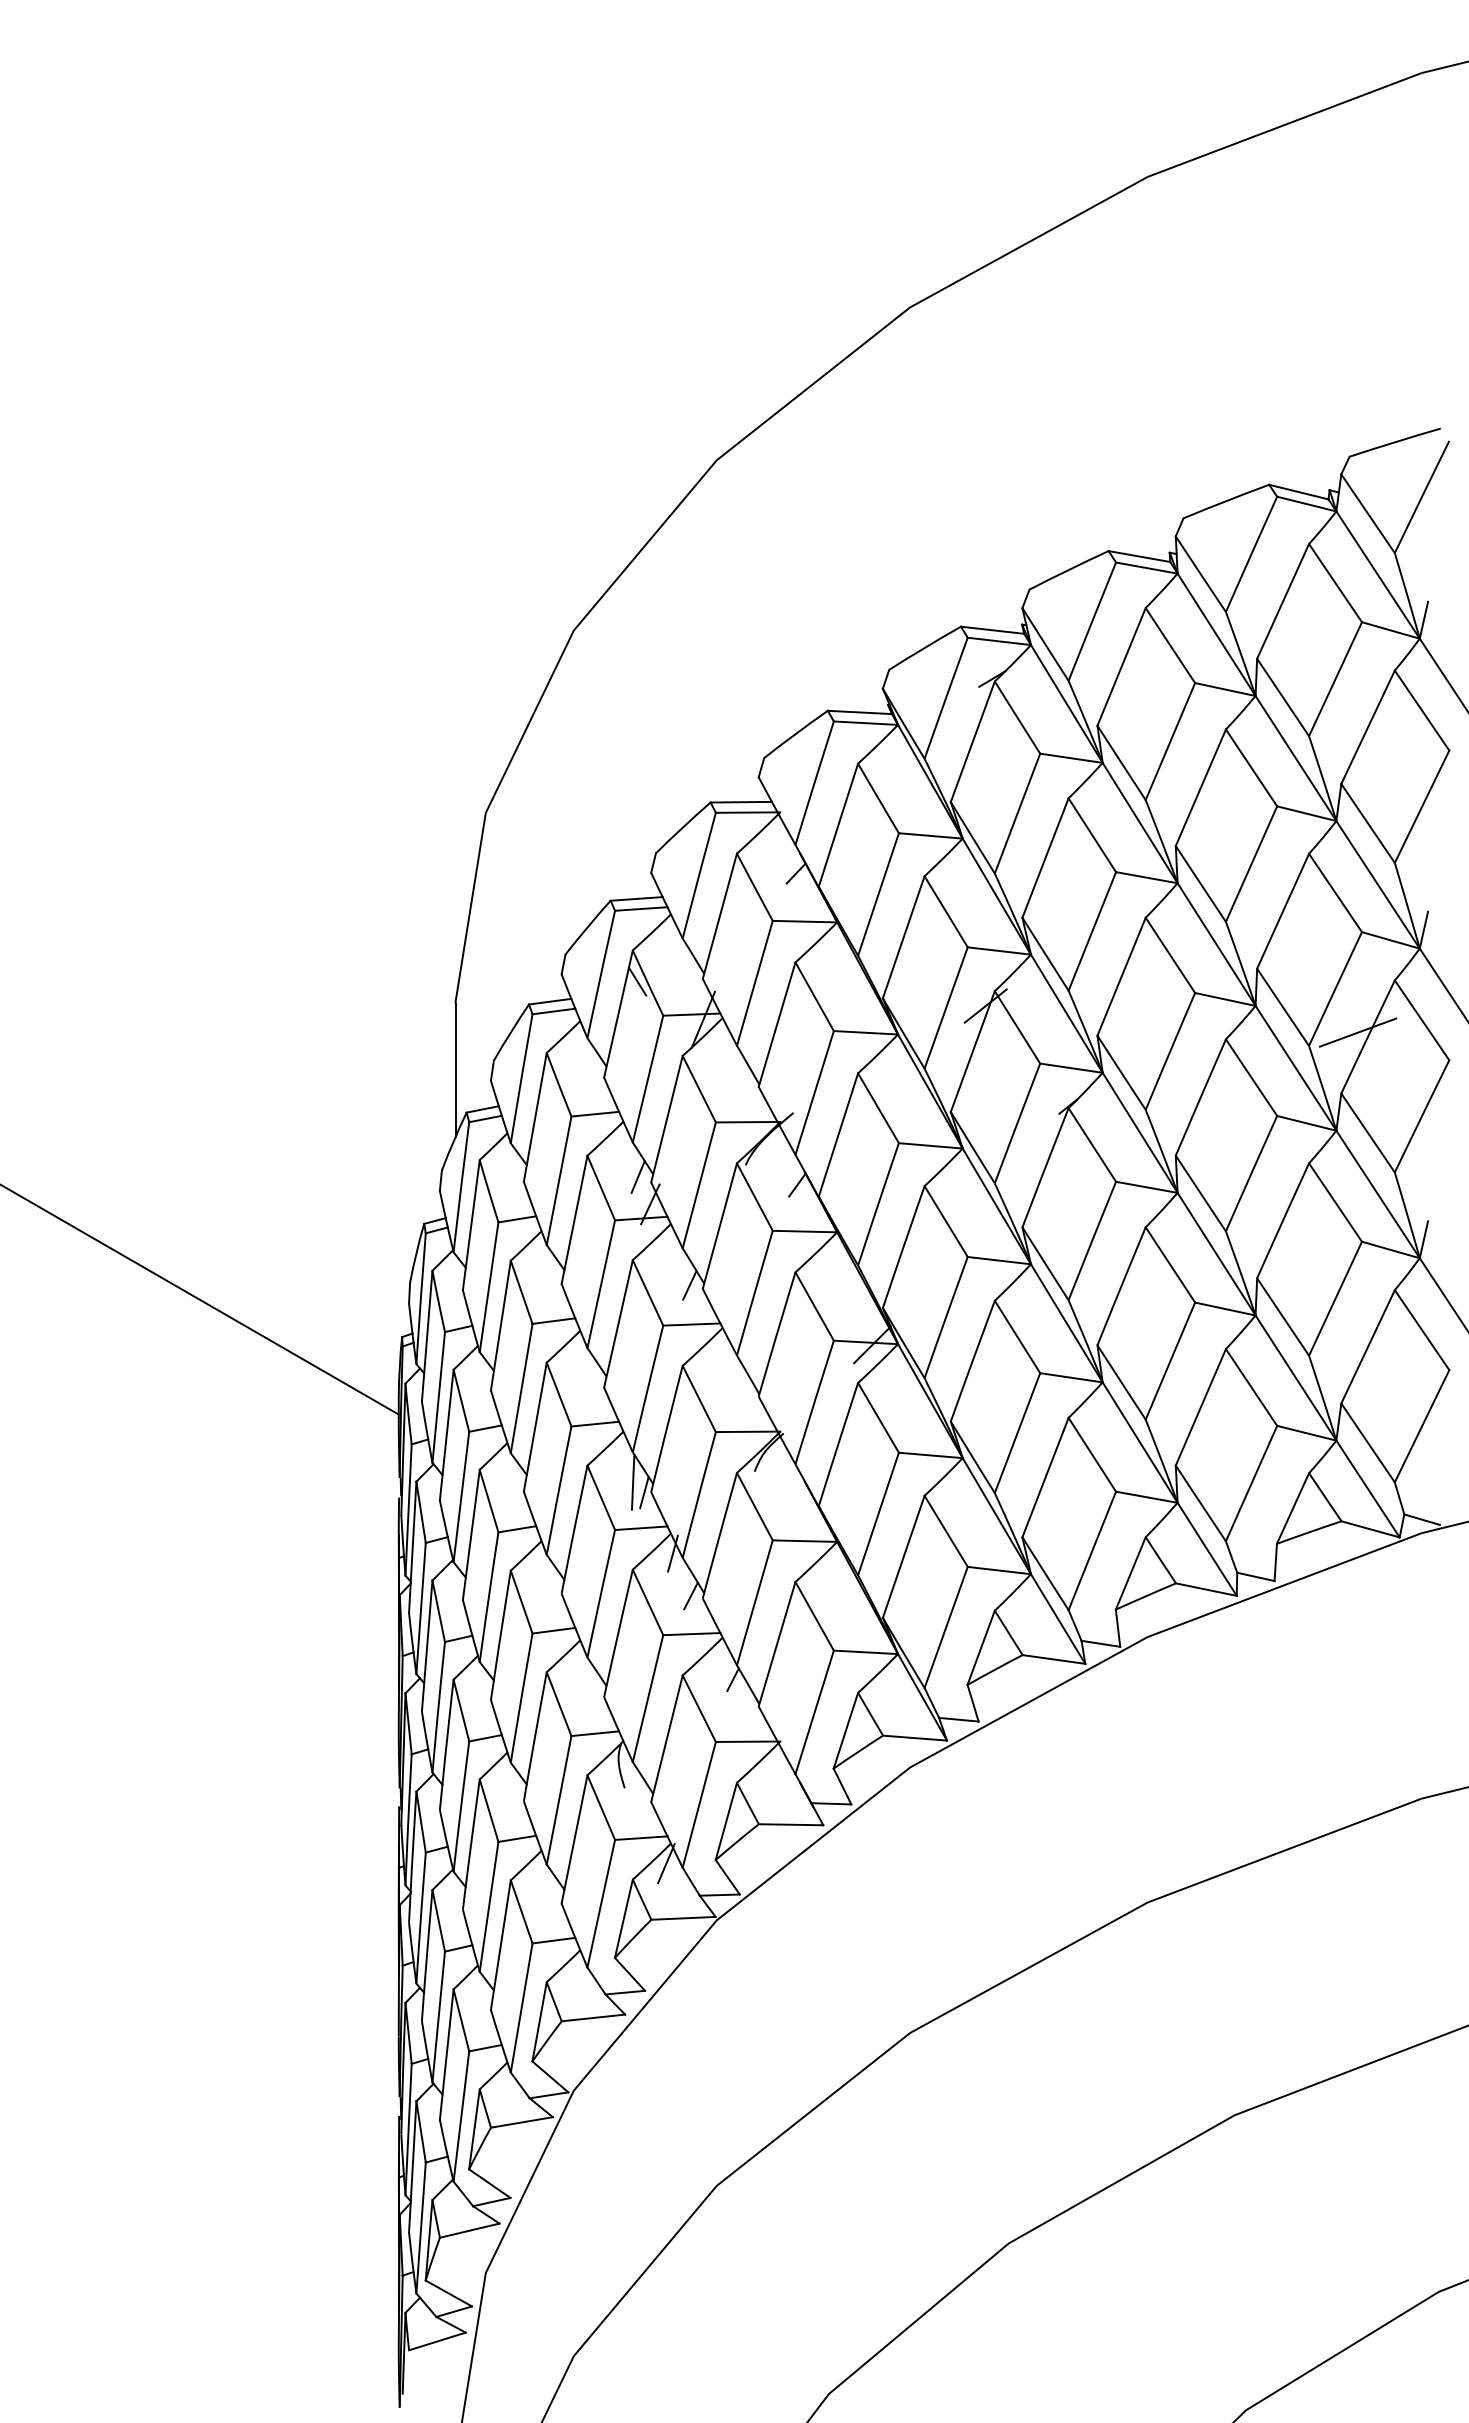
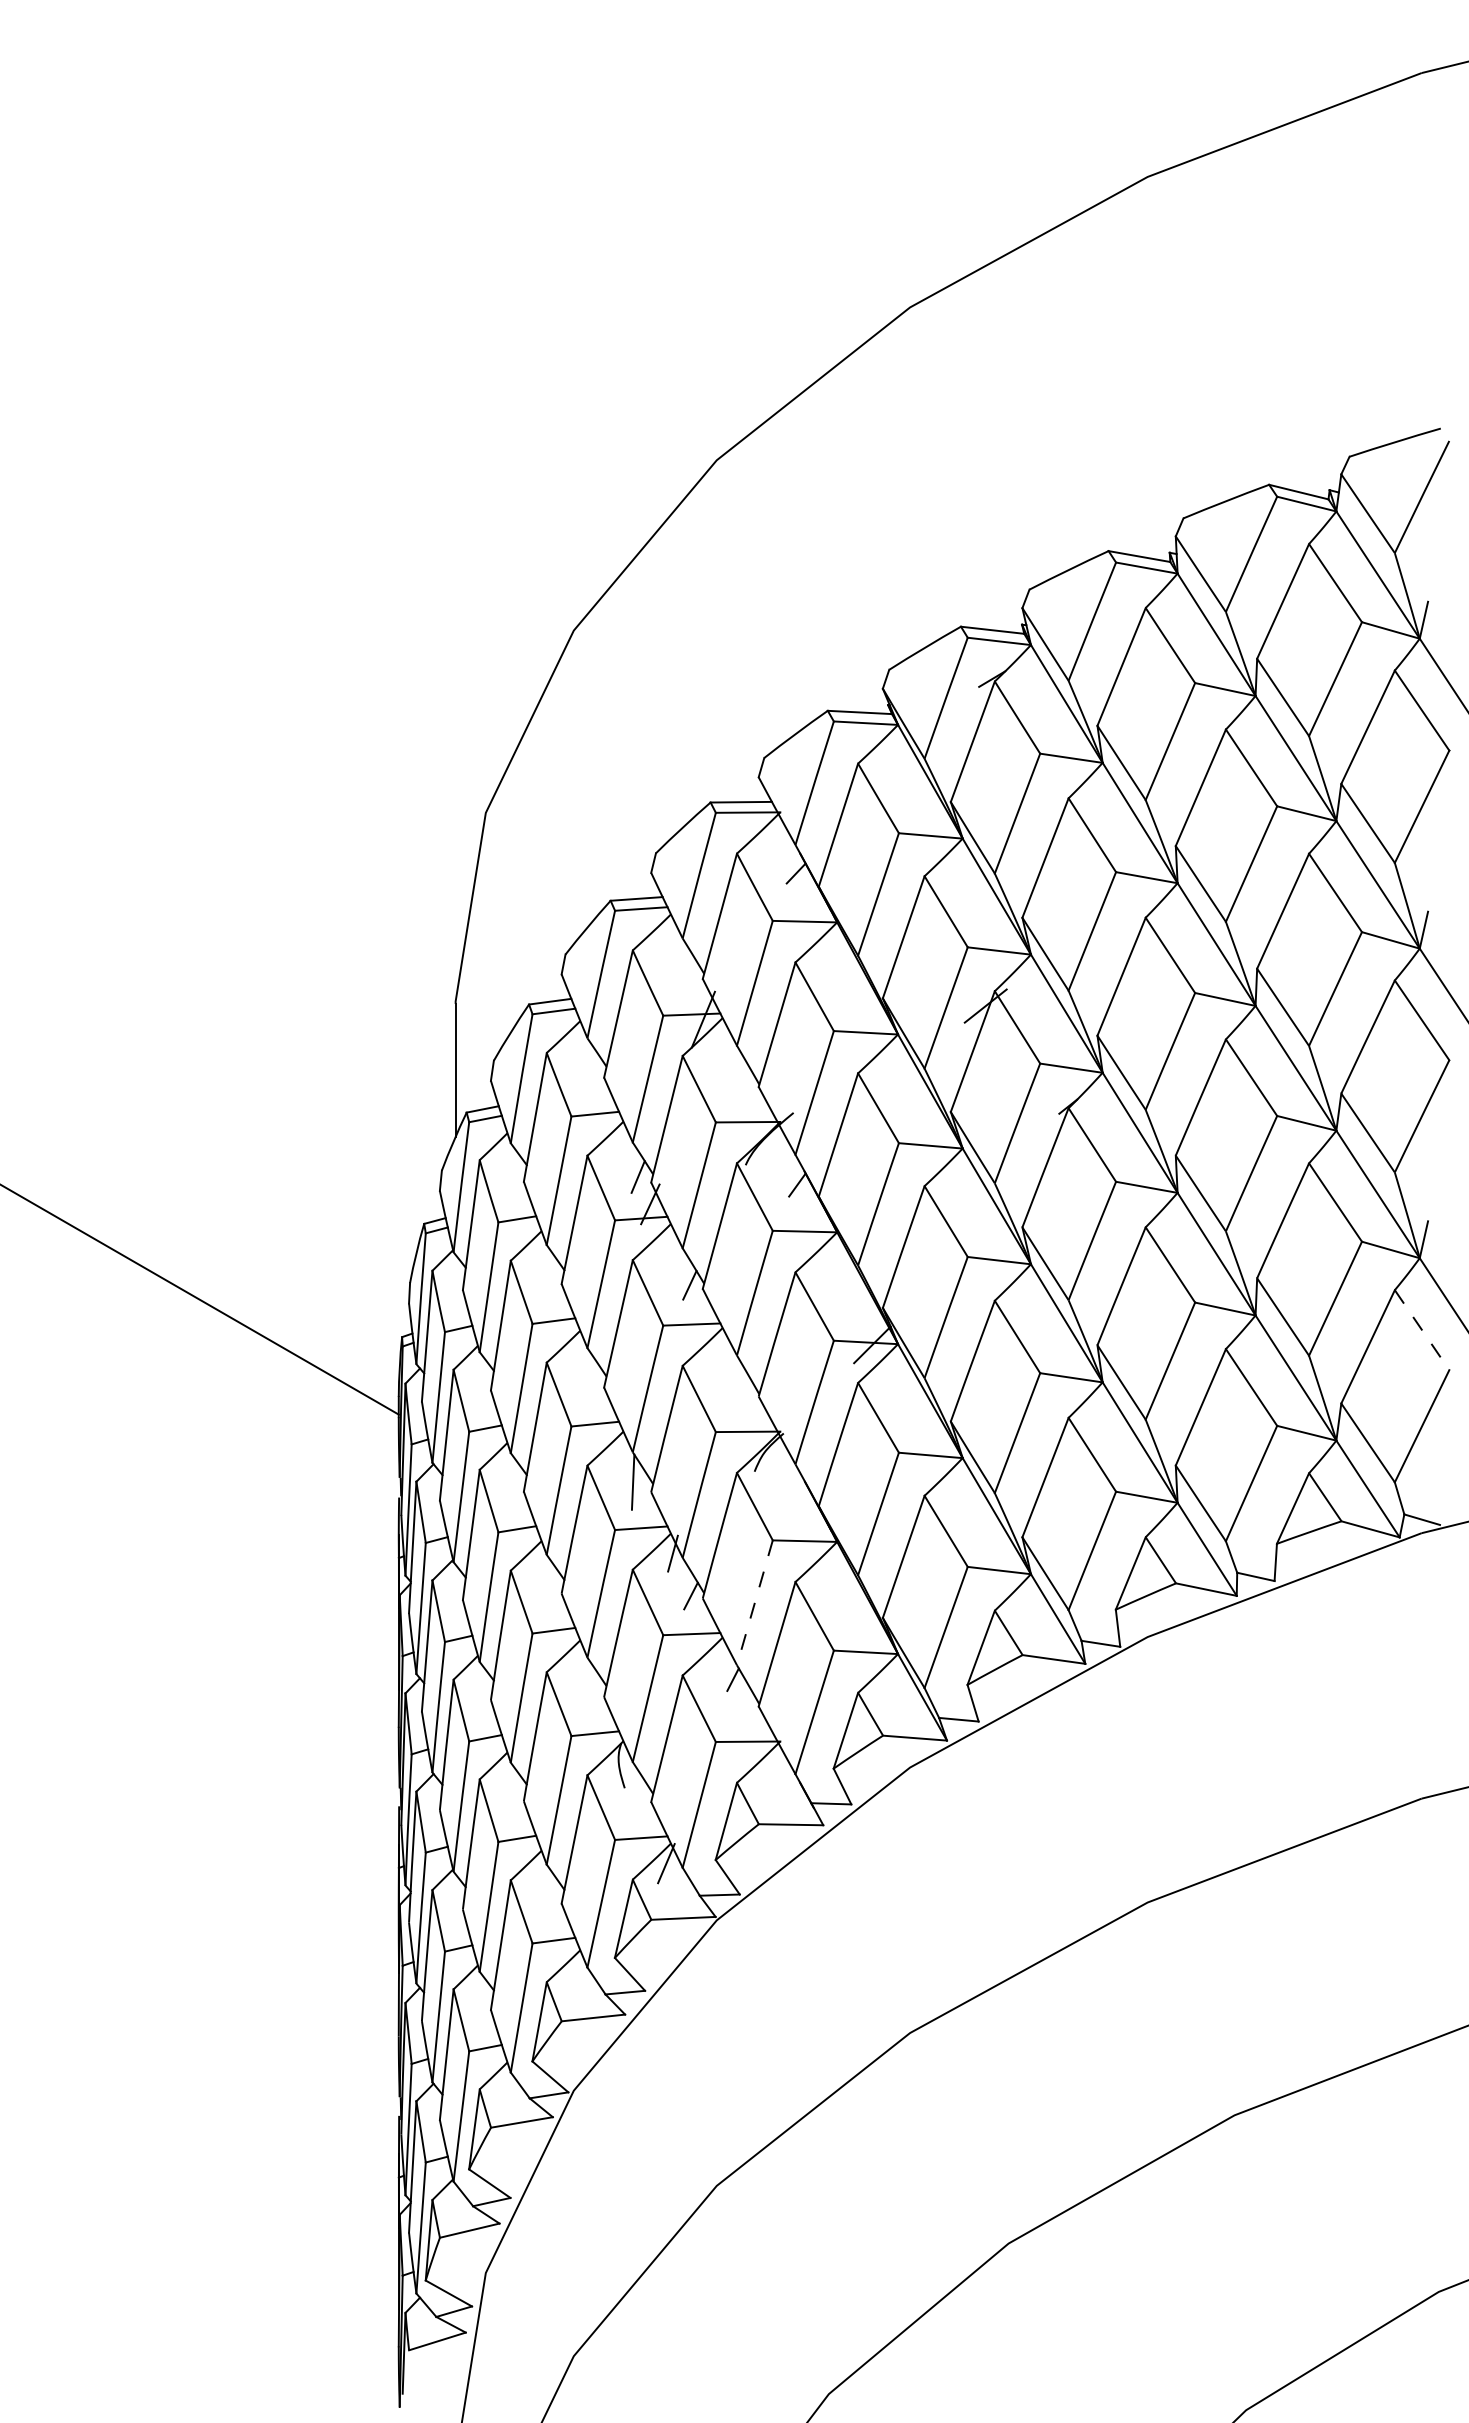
line: present -> none (637, 981)
line: present -> none (1357, 1032)
line: solid -> dashed (1422, 1330)
line: present -> none (644, 1492)
line: solid -> dashed (754, 1602)
